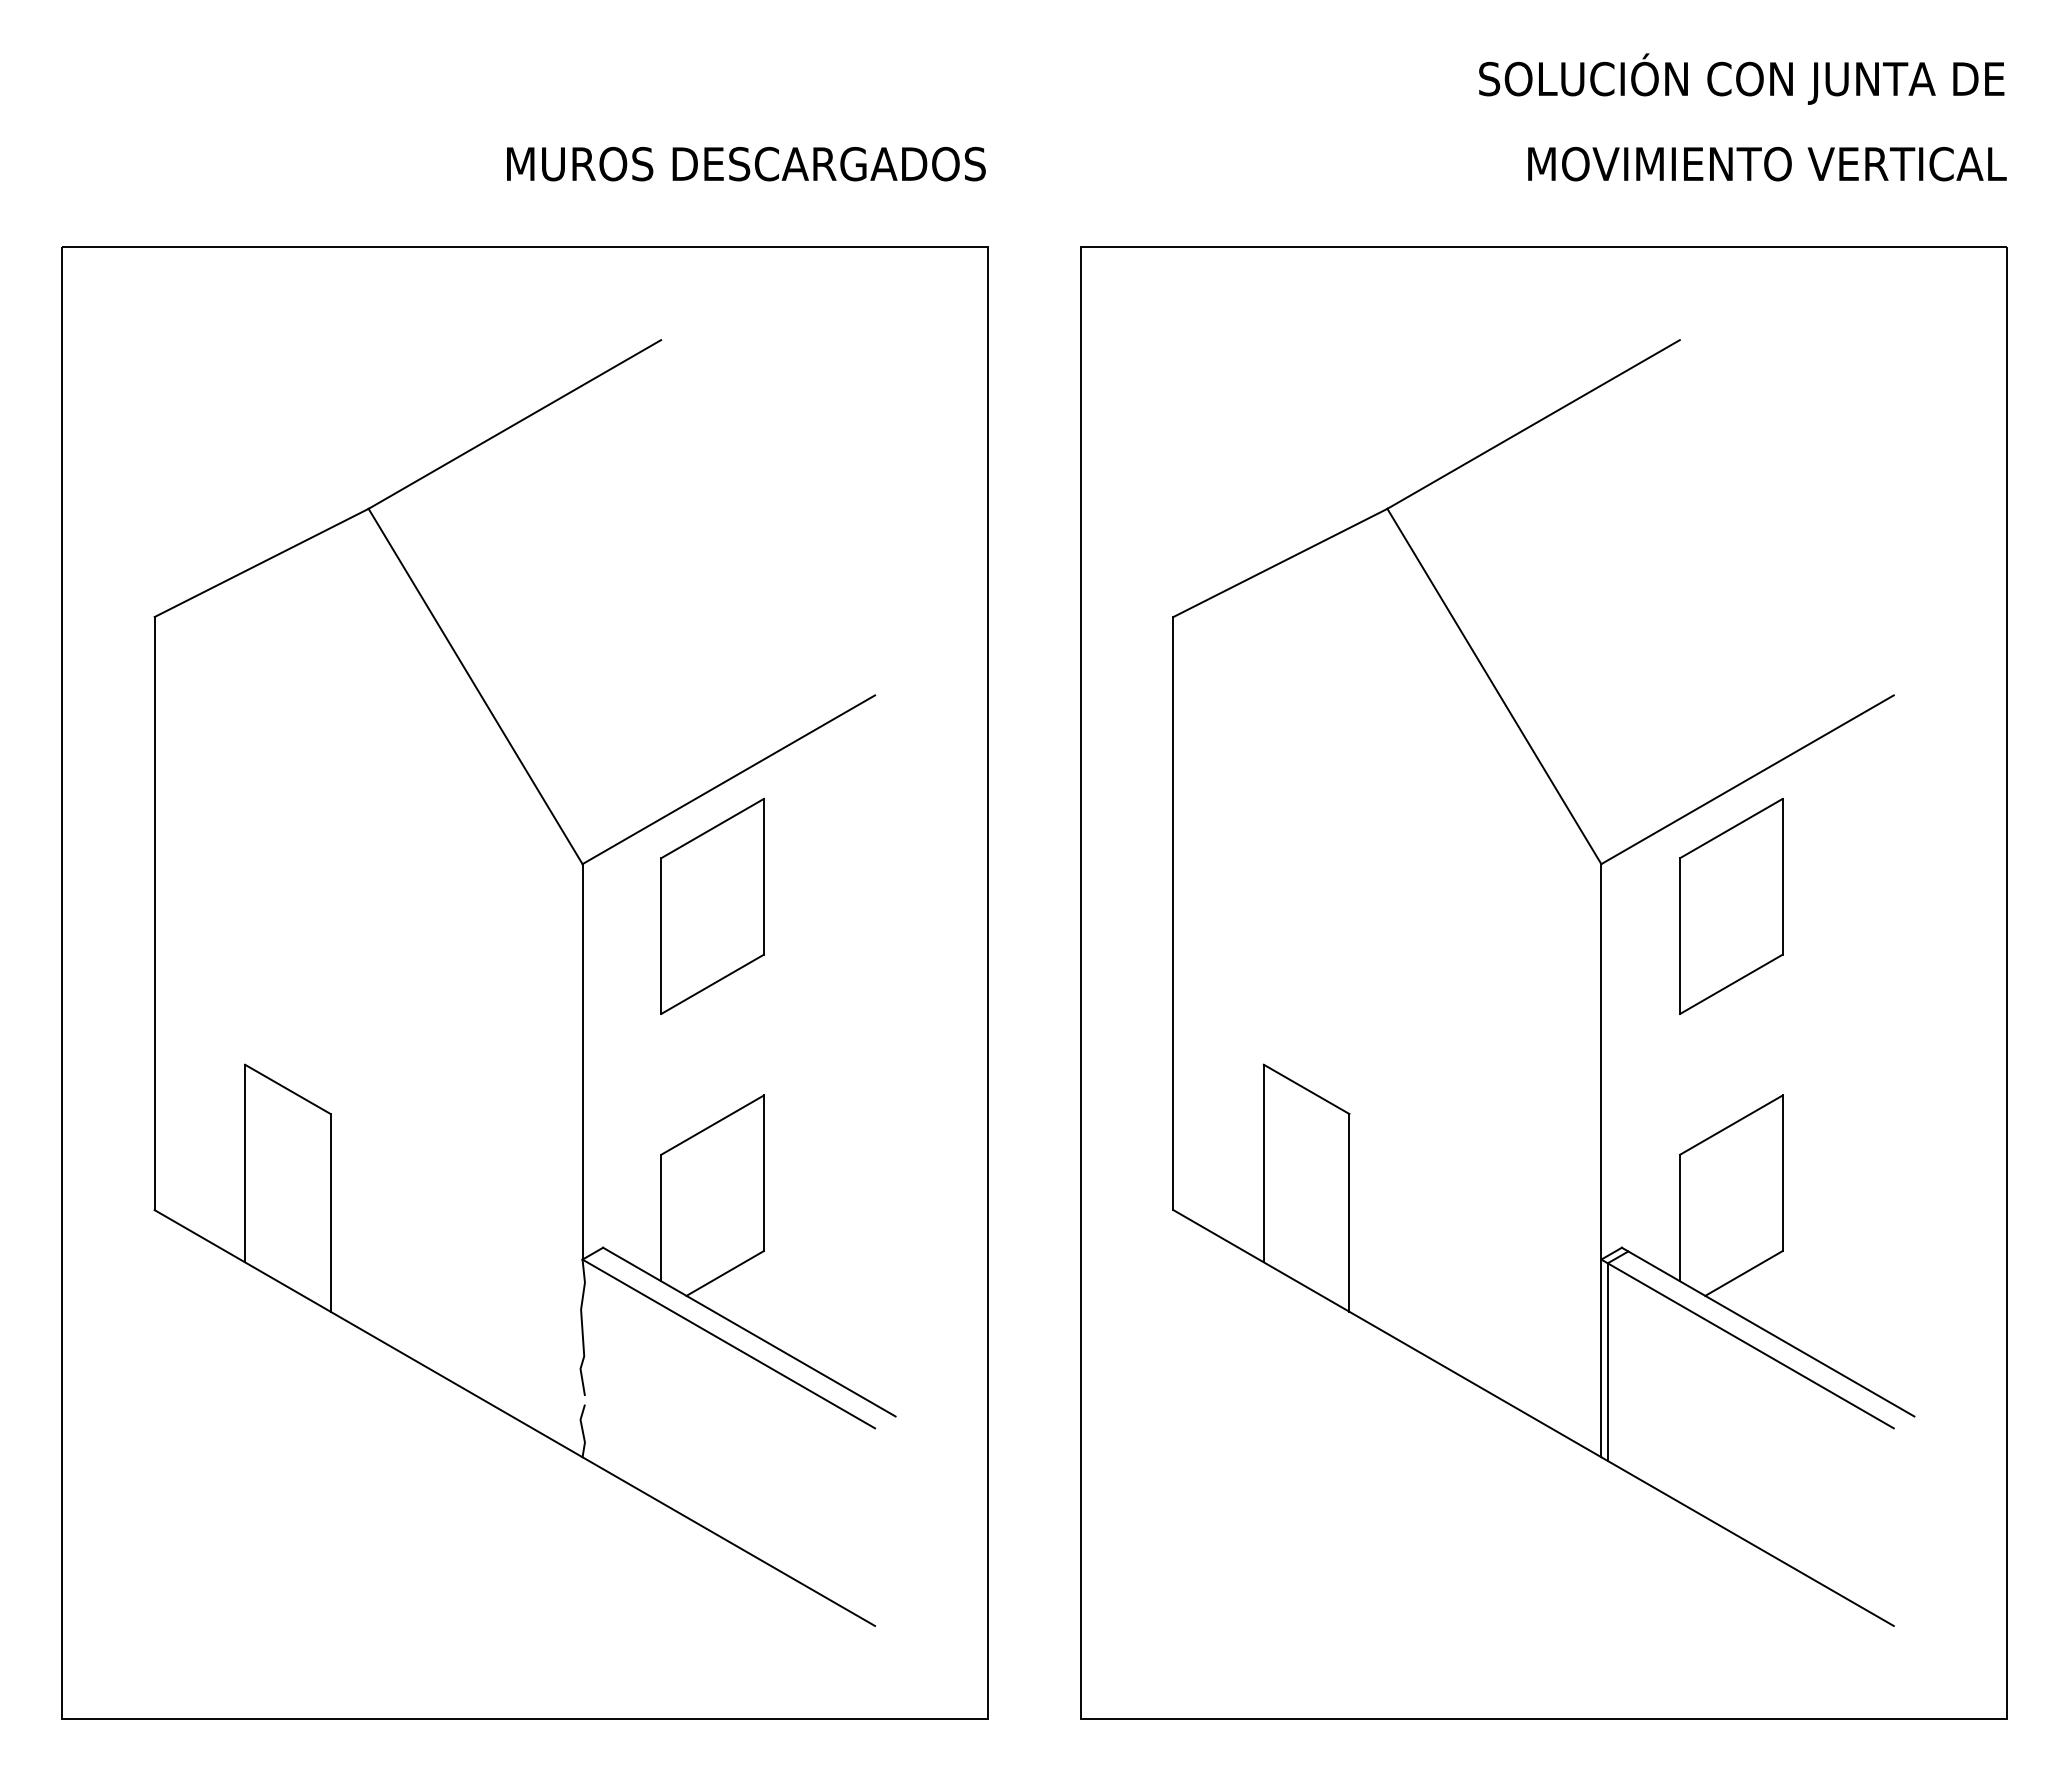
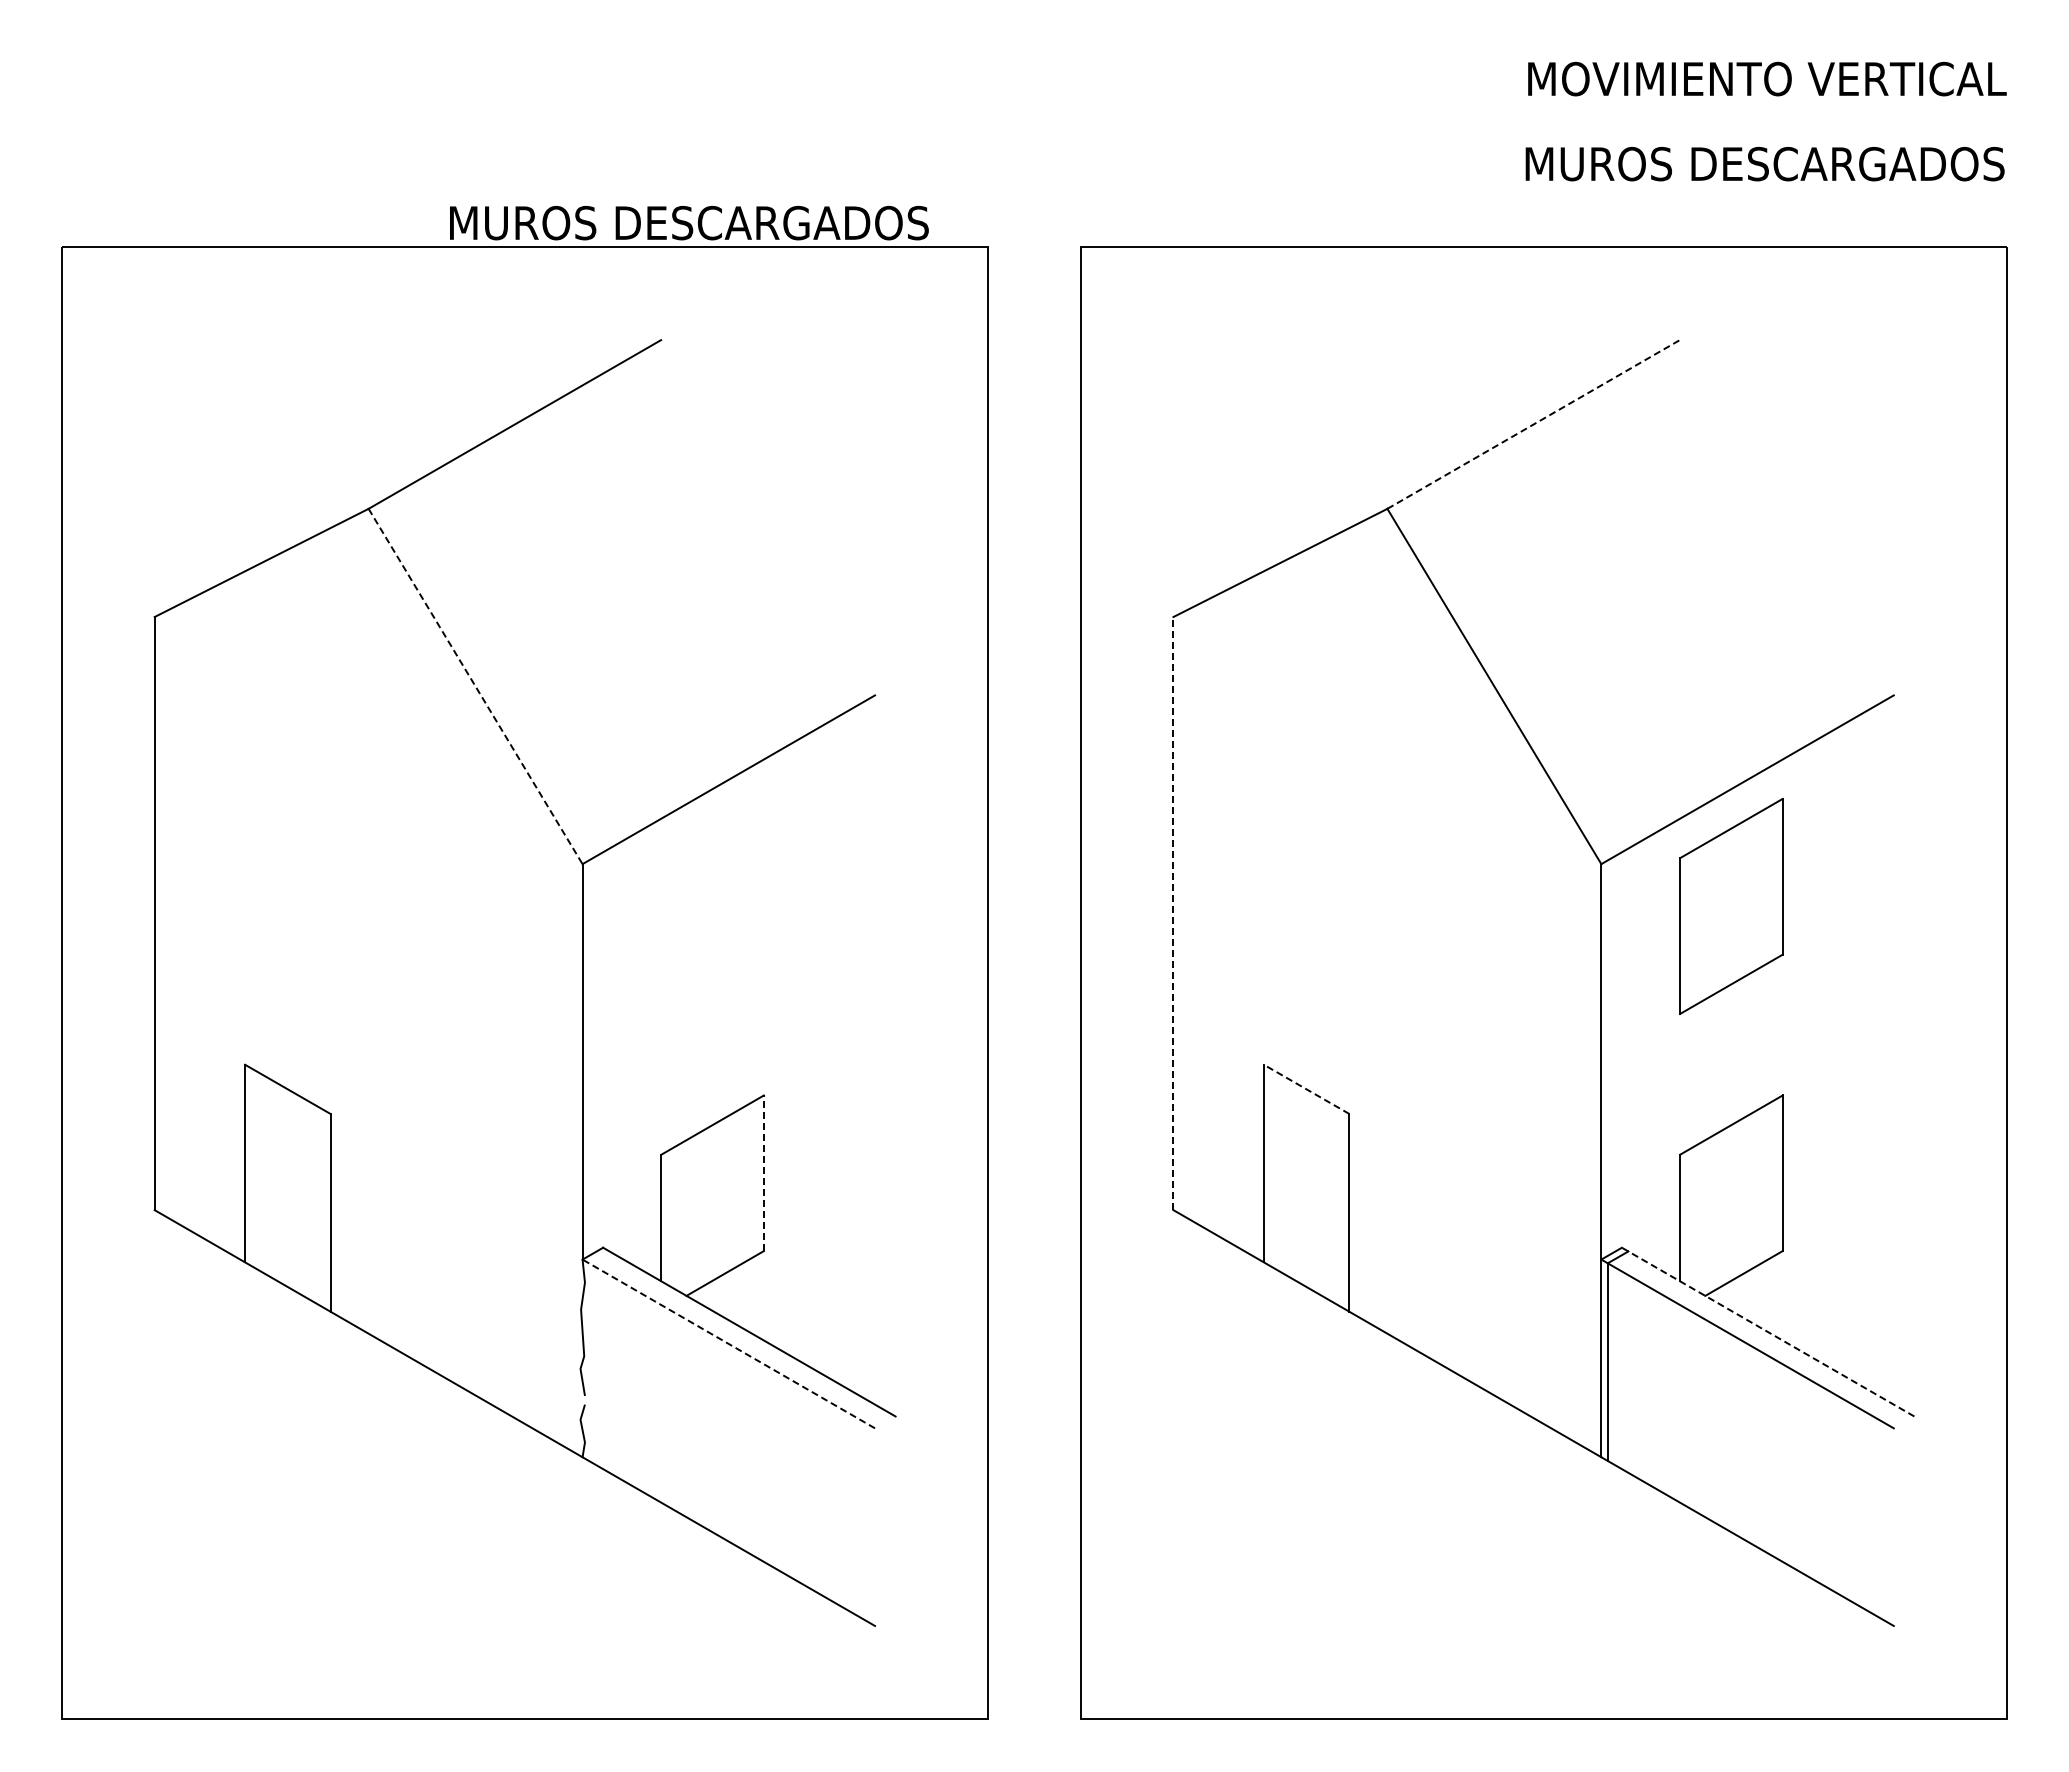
text: SOLUCIÓN CON JUNTA DE -> MOVIMIENTO VERTICAL (1742, 78)
text position: (746, 163) -> (689, 222) (689, 222)
text: MOVIMIENTO VERTICAL -> MUROS DESCARGADOS (1765, 163)
line: solid -> dashed (1533, 424)
line: solid -> dashed (475, 686)
part: present -> none (712, 905)
line: solid -> dashed (1173, 913)
line: solid -> dashed (1306, 1089)
line: solid -> dashed (763, 1173)
line: solid -> dashed (1768, 1332)
line: solid -> dashed (728, 1343)
